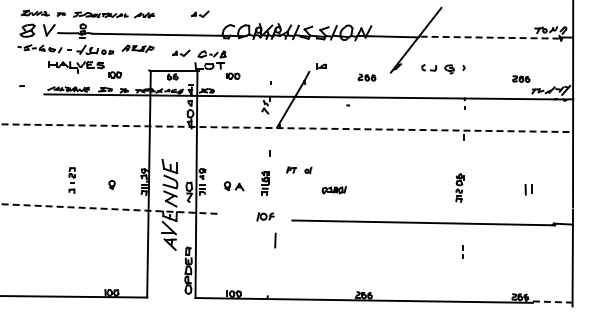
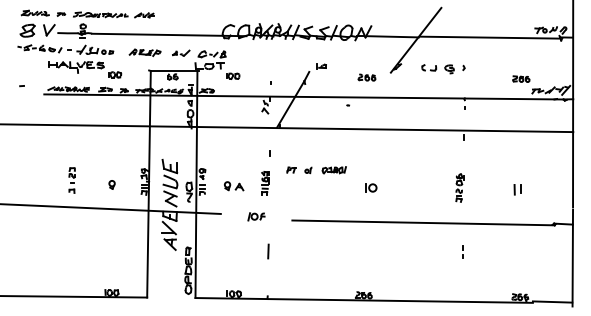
part: present -> none (200, 13)
line: dashed -> solid (490, 37)
part position: (137, 48) -> (144, 52) (144, 52)
line: dashed -> solid (287, 128)
part: none -> present (371, 187)
part position: (528, 189) -> (517, 189) (517, 189)
part position: (333, 190) -> (333, 170) (333, 170)
line: dashed -> solid (111, 209)
part position: (265, 216) -> (256, 216) (256, 216)
line position: (275, 240) -> (268, 251) (268, 251)
line: dashed -> solid (552, 302)
